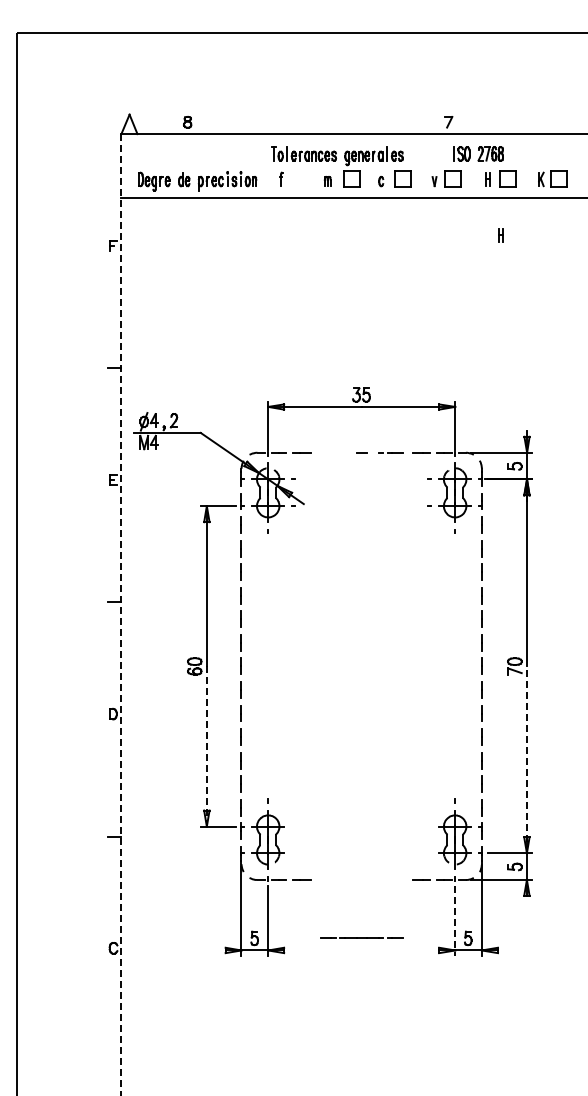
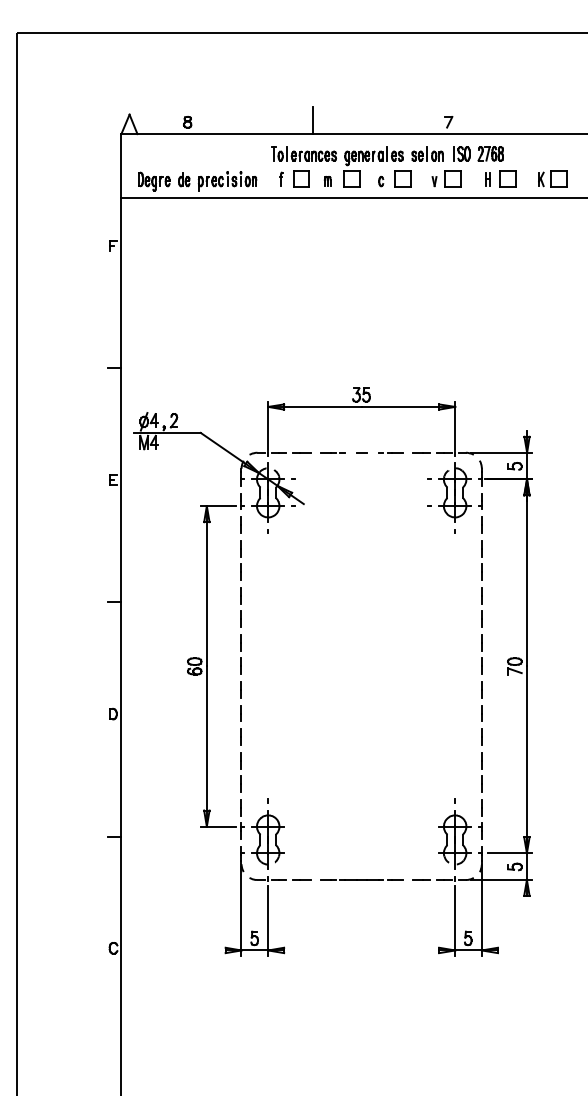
line: none -> present (313, 120)
part: none -> present (427, 153)
part: none -> present (301, 178)
part: present -> none (500, 235)
line: none -> present (332, 452)
line: dashed -> solid (121, 614)
line: dashed -> solid (206, 745)
line: dashed -> solid (526, 759)
line: dashed -> solid (455, 921)
line position: (361, 937) -> (361, 879) (361, 879)
